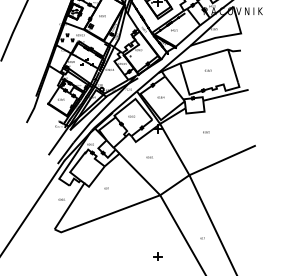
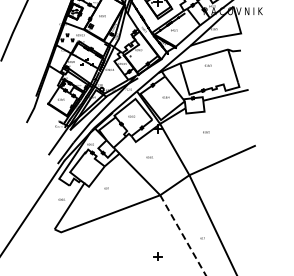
text position: (207, 70) -> (207, 65) (207, 65)
text position: (160, 97) -> (165, 97) (165, 97)
line: solid -> dashed (183, 235)
